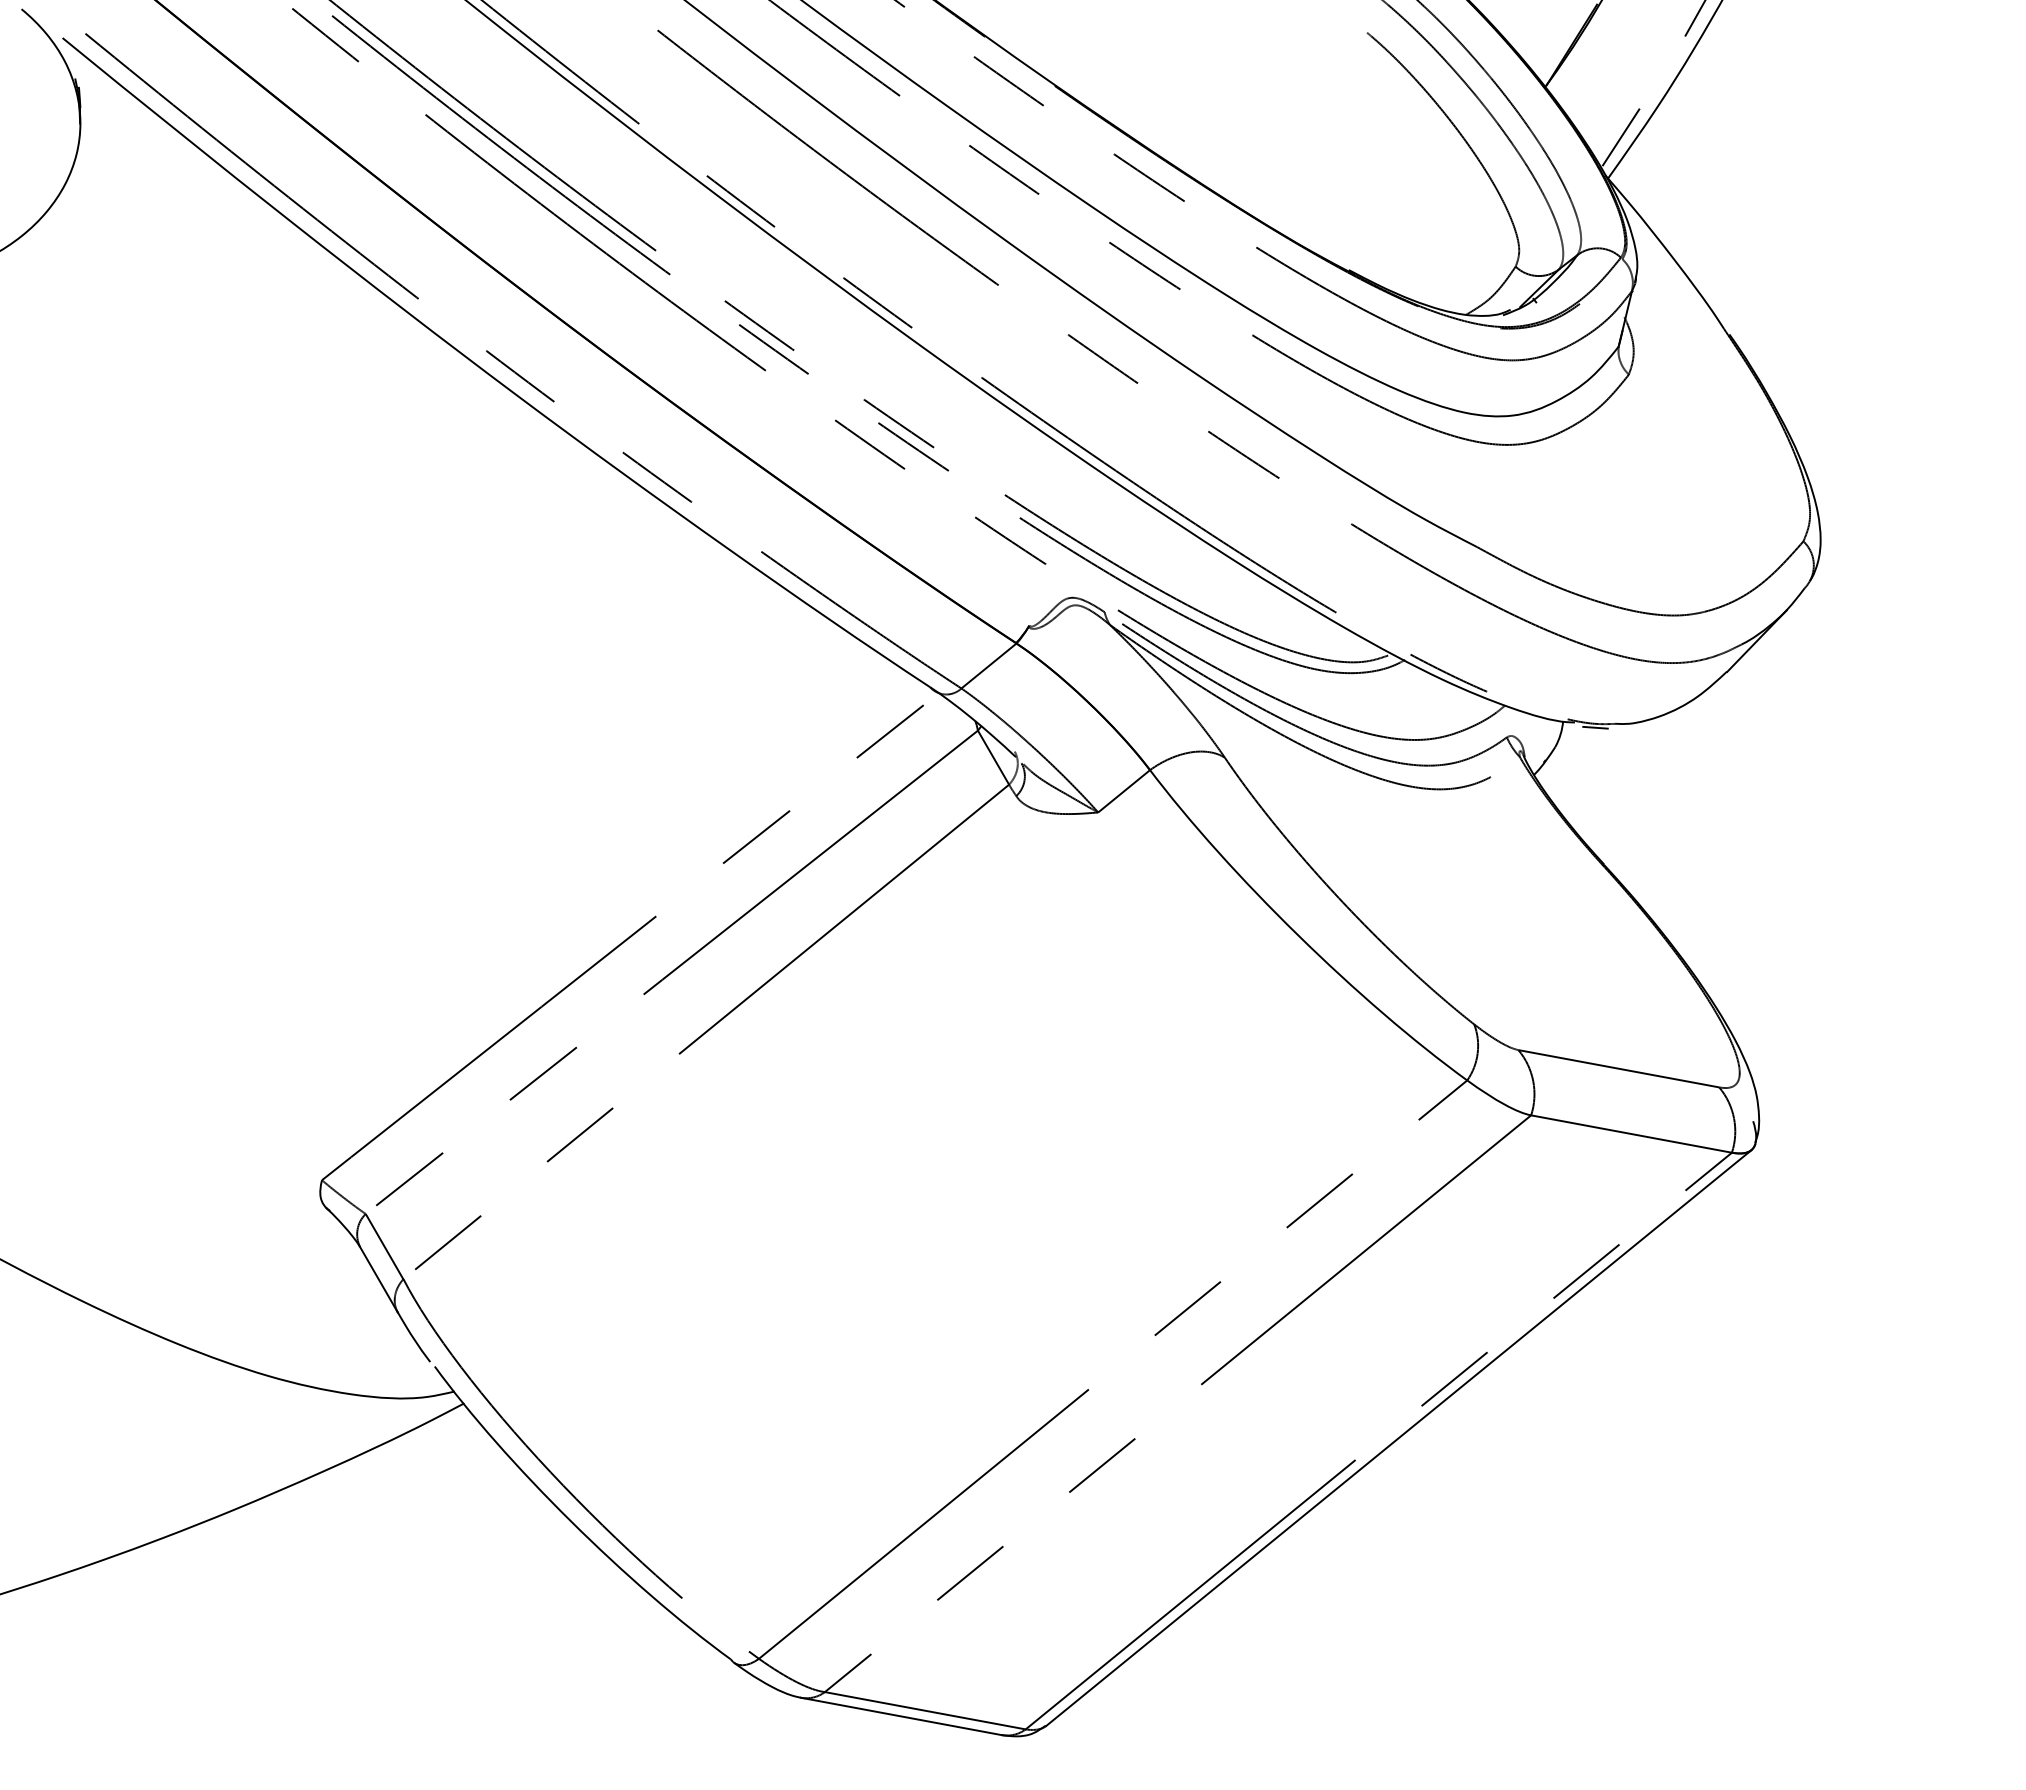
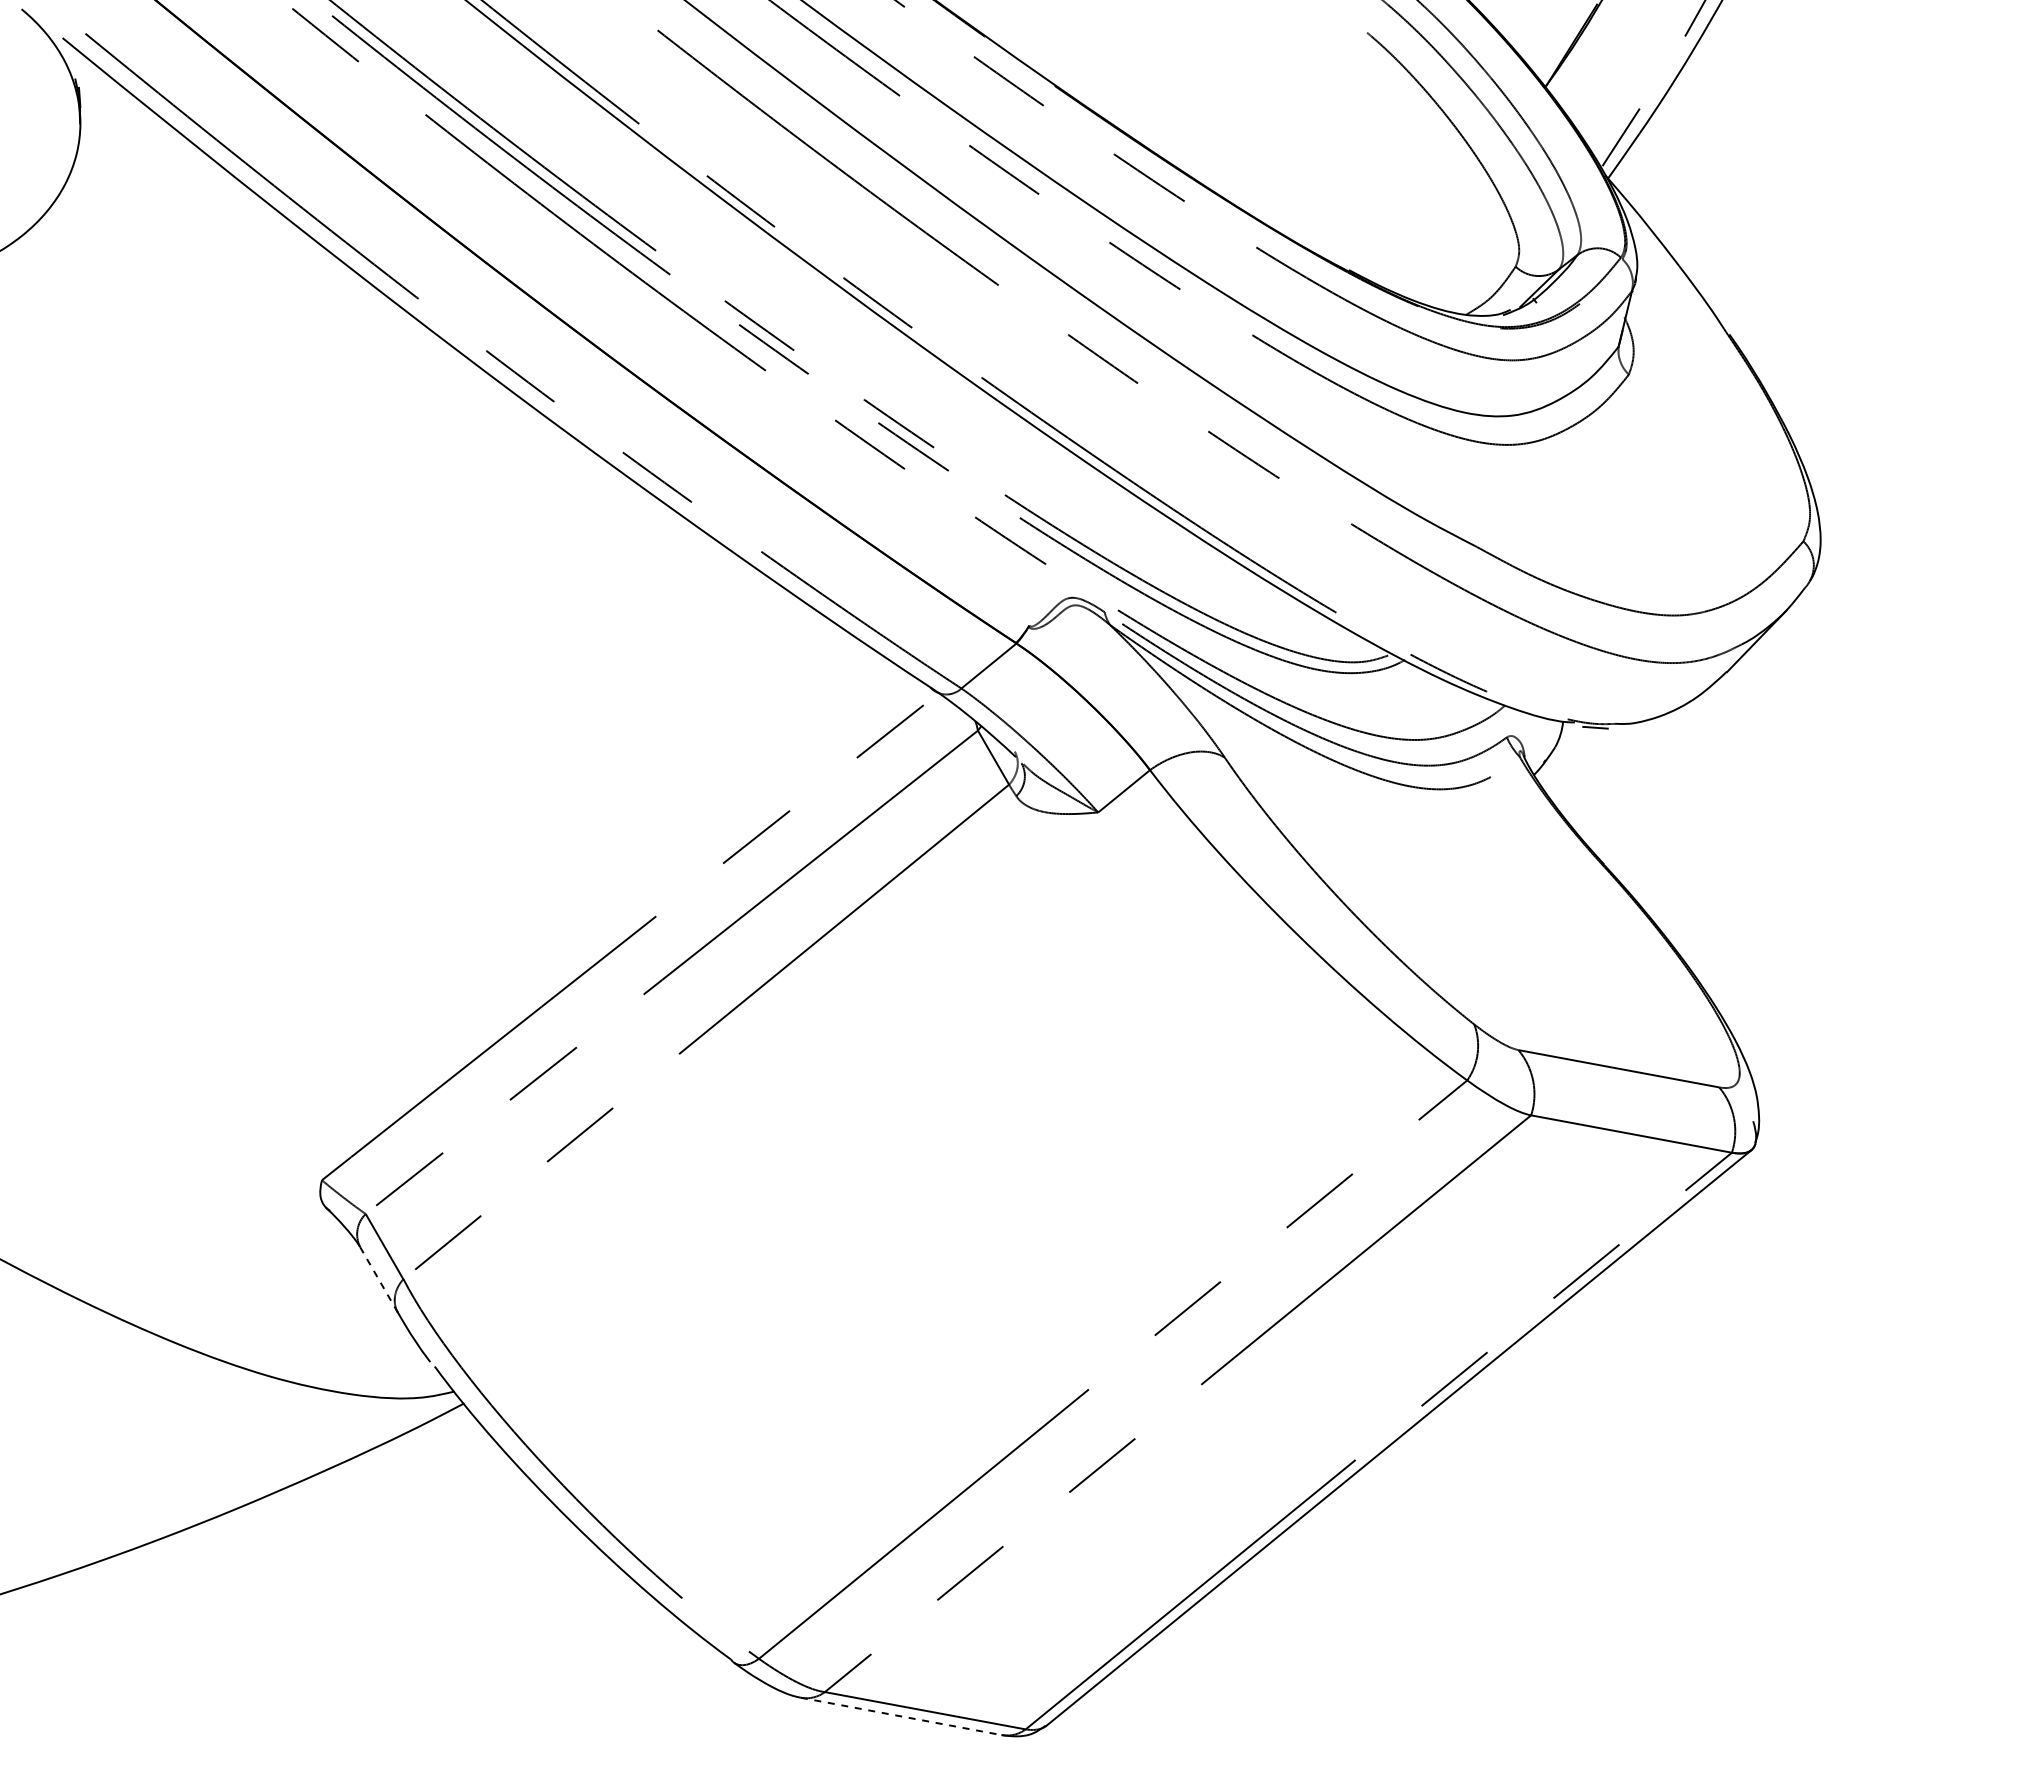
line: solid -> dashed (379, 1279)
line: solid -> dashed (901, 1716)
